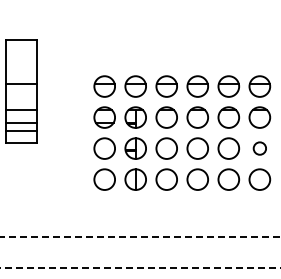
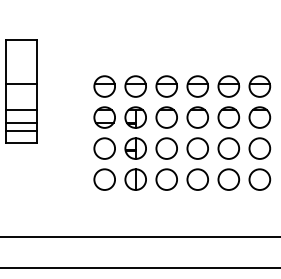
circle size: 15x15 px -> 24x23 px (259, 148)
line: dashed -> solid (140, 236)
line: dashed -> solid (140, 267)
